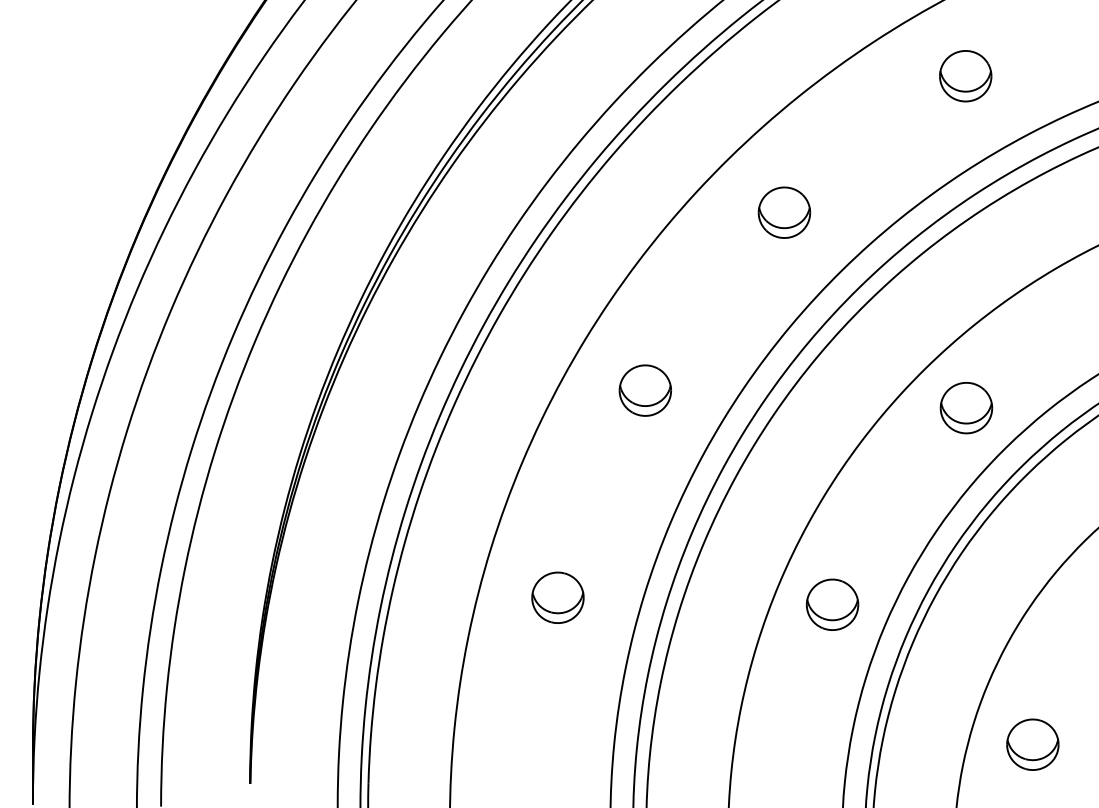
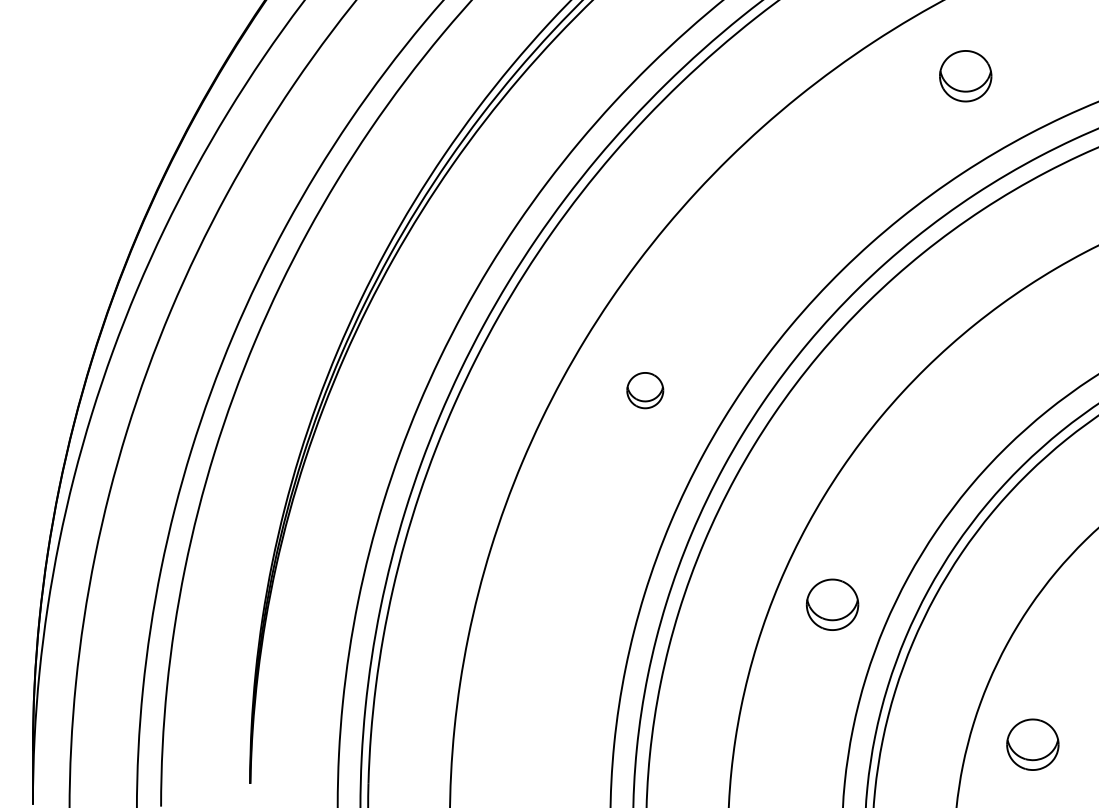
part: present -> none (784, 212)
part size: 54x53 px -> 39x38 px (645, 390)
part: present -> none (966, 408)
part: present -> none (557, 597)
